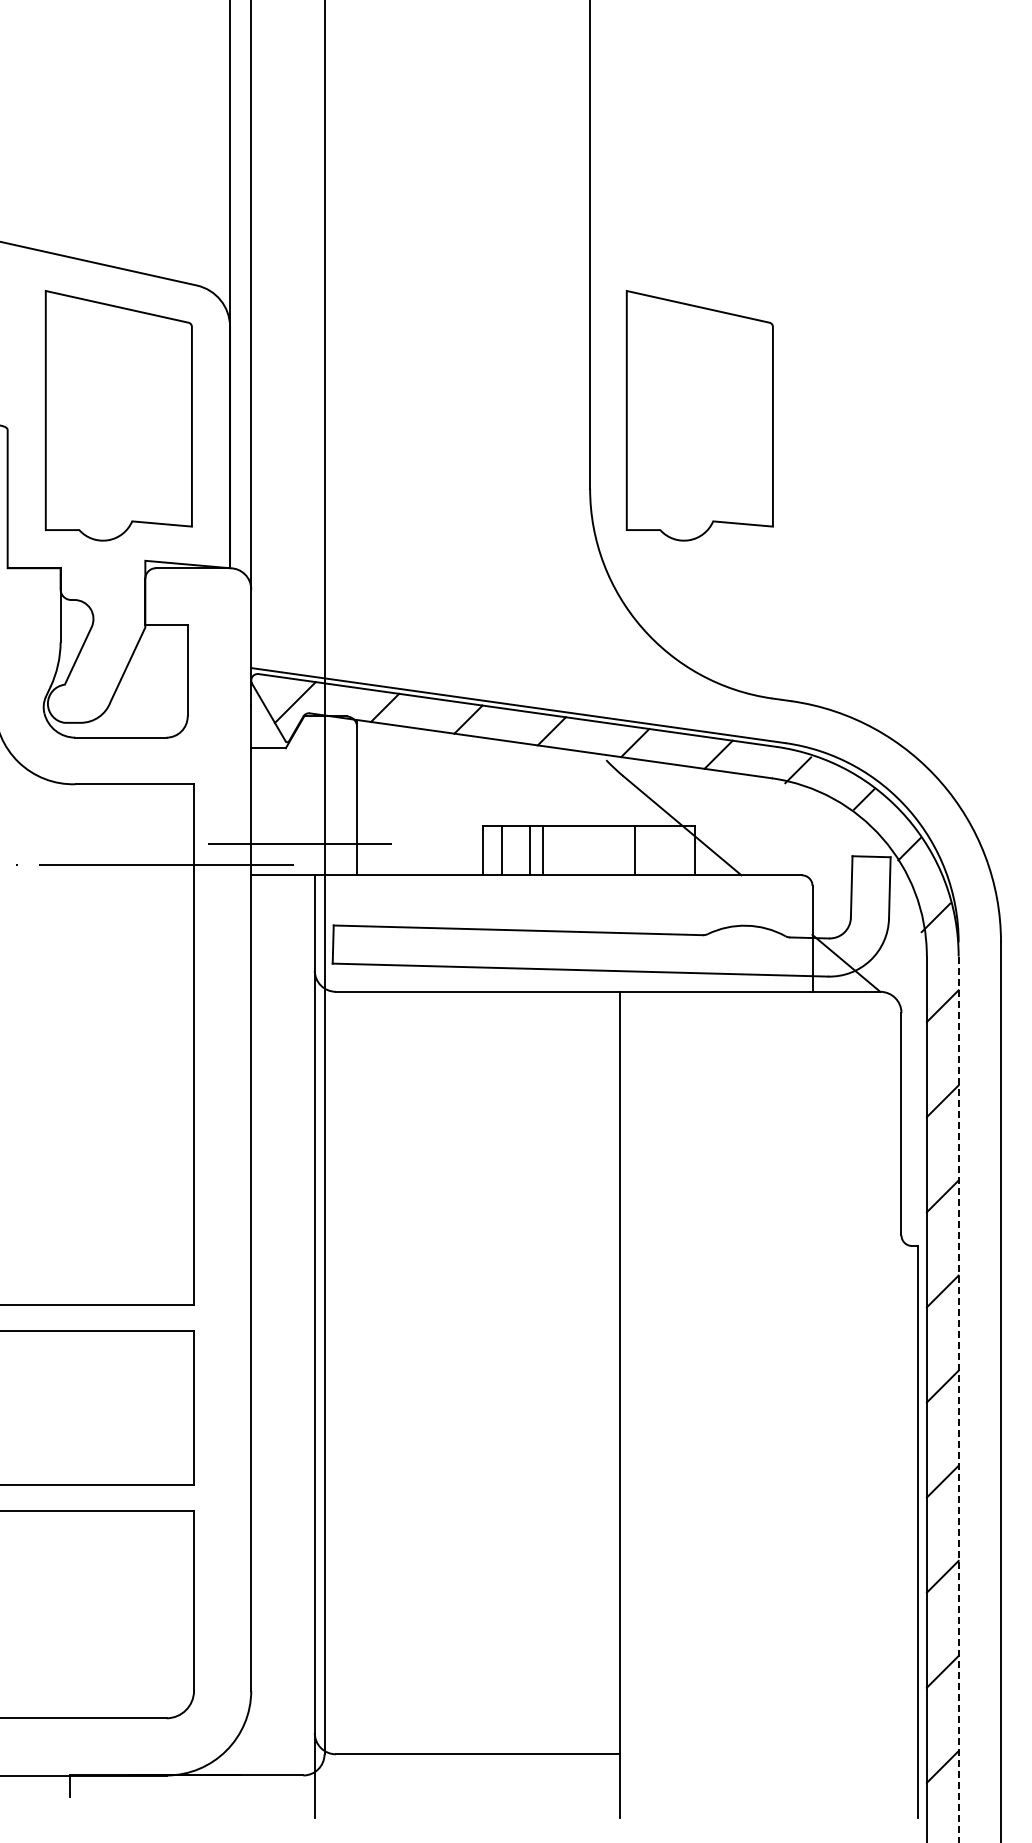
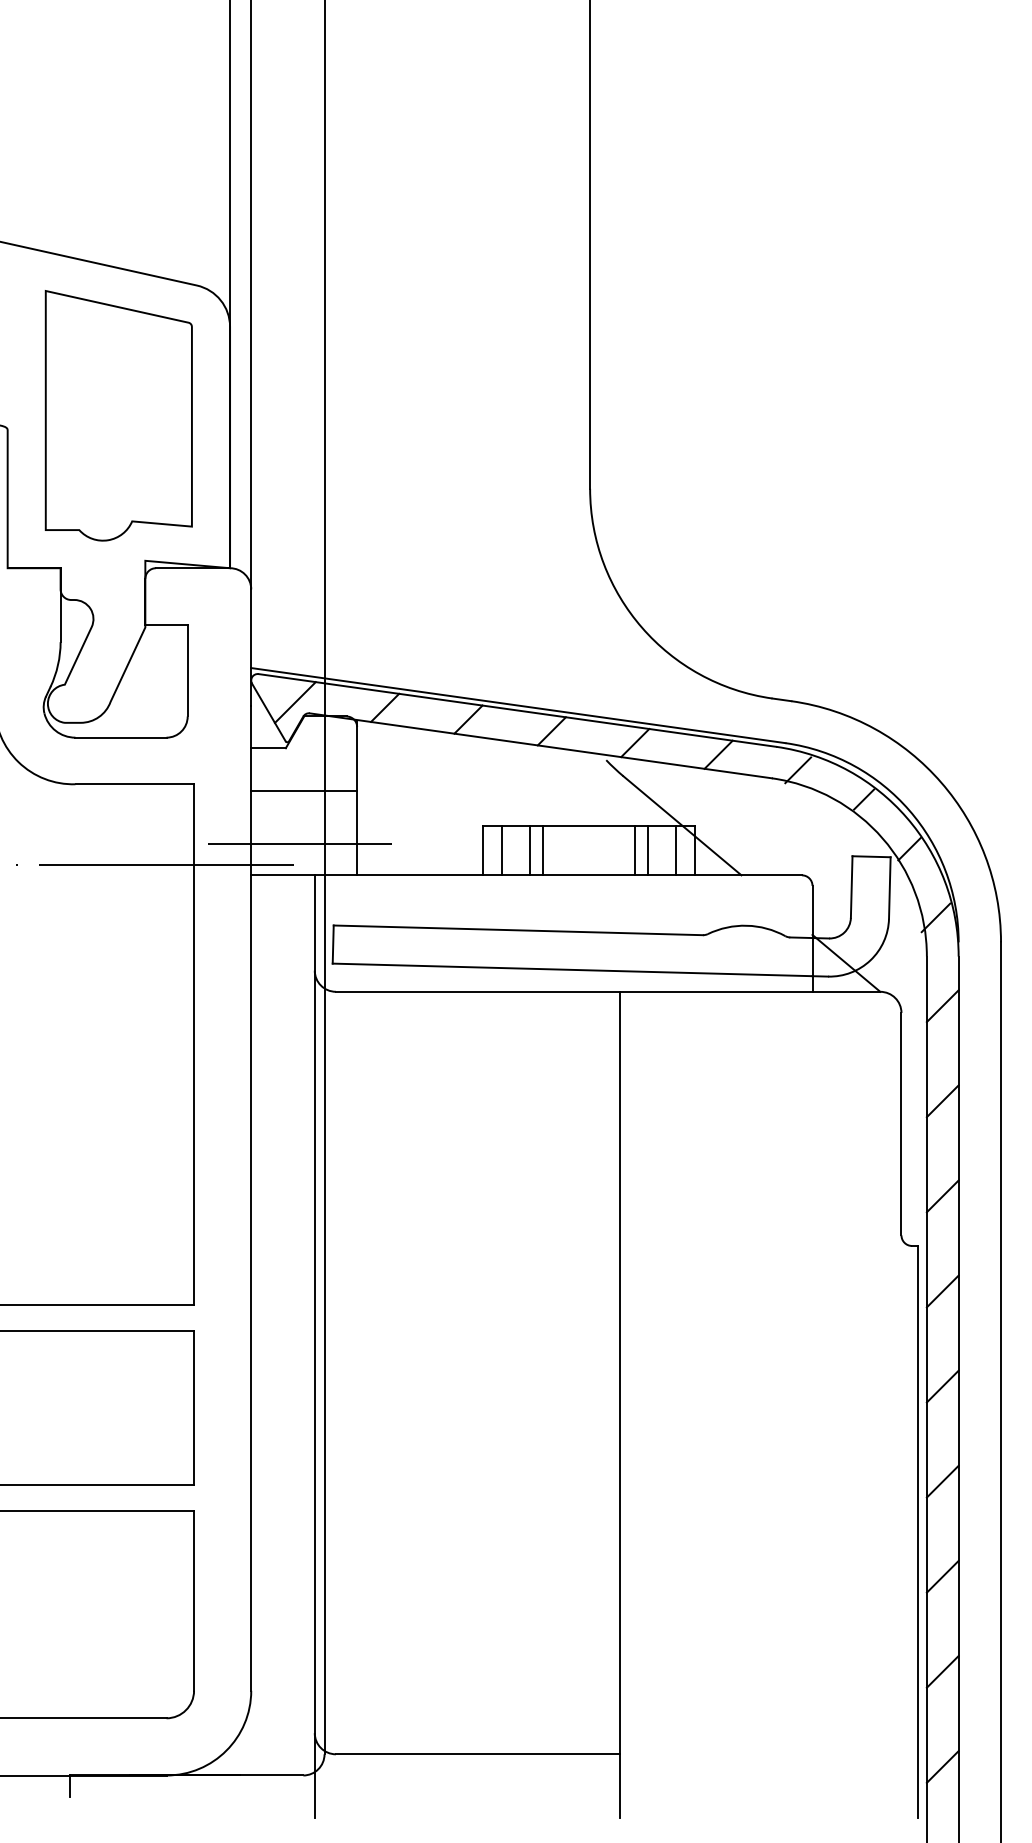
part: present -> none (699, 415)
line: none -> present (304, 790)
line: none -> present (648, 850)
line: none -> present (675, 850)
line: dashed -> solid (958, 1399)
